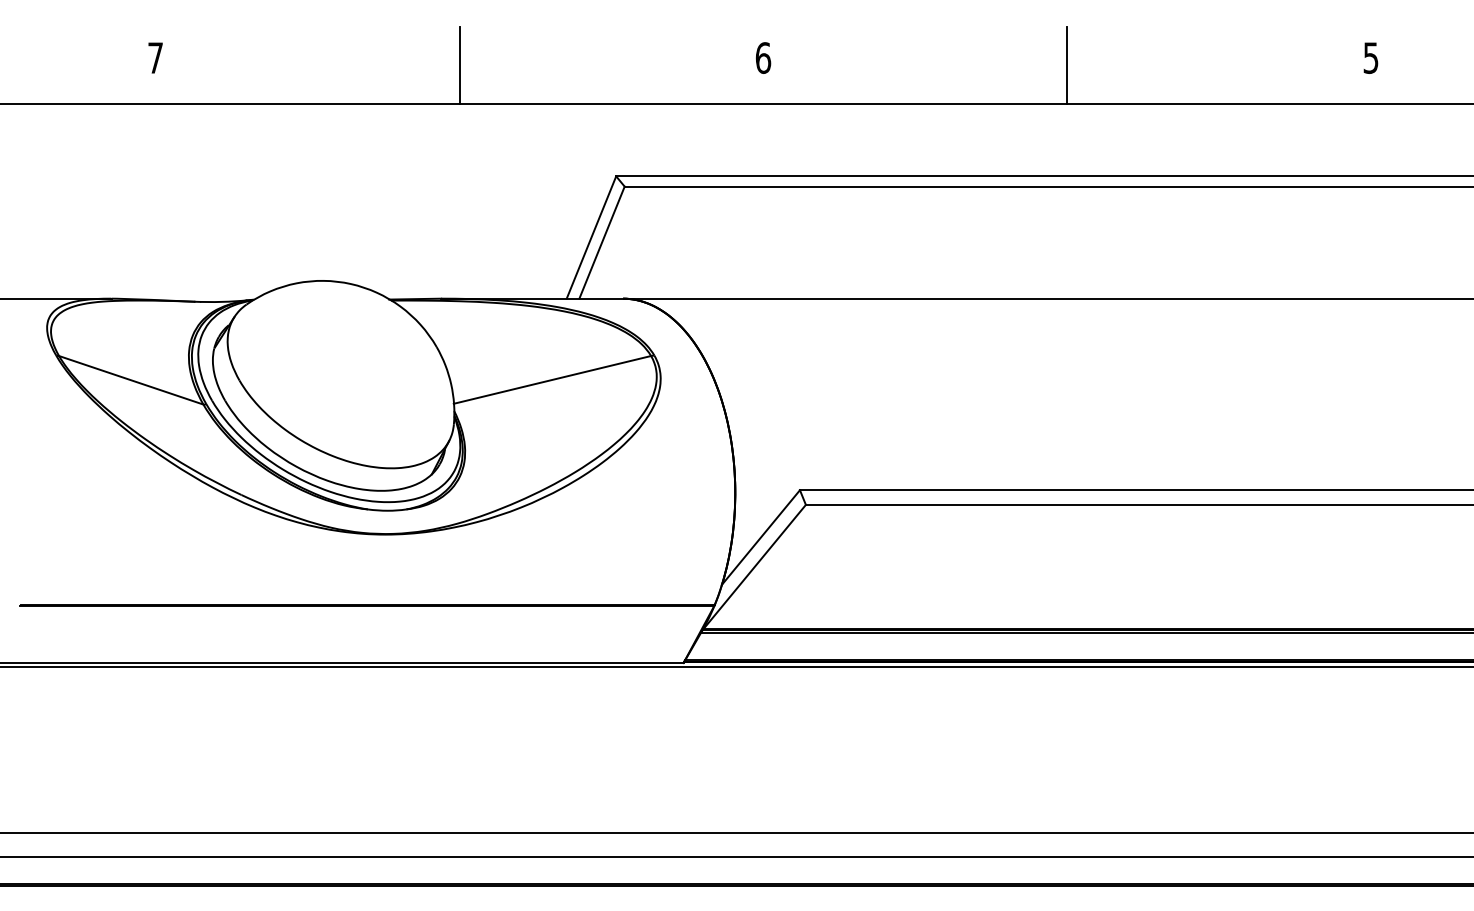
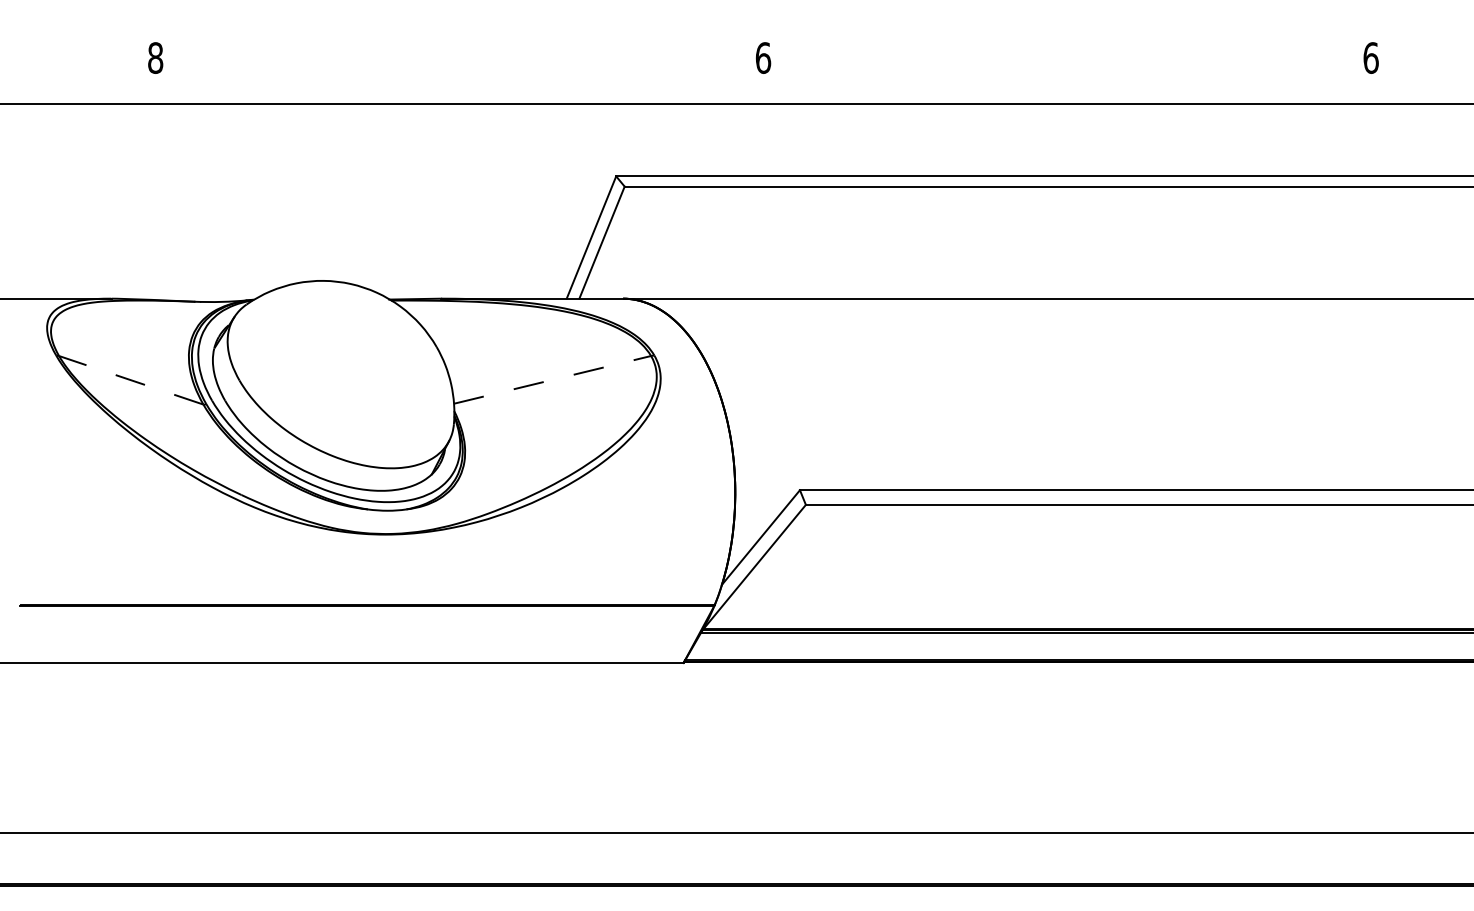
text: 7 -> 8 (155, 57)
text: 5 -> 6 (1370, 57)
line: present -> none (459, 65)
line: present -> none (1067, 65)
line: solid -> dashed (552, 379)
line: solid -> dashed (130, 380)
line: present -> none (736, 666)
line: present -> none (736, 857)
